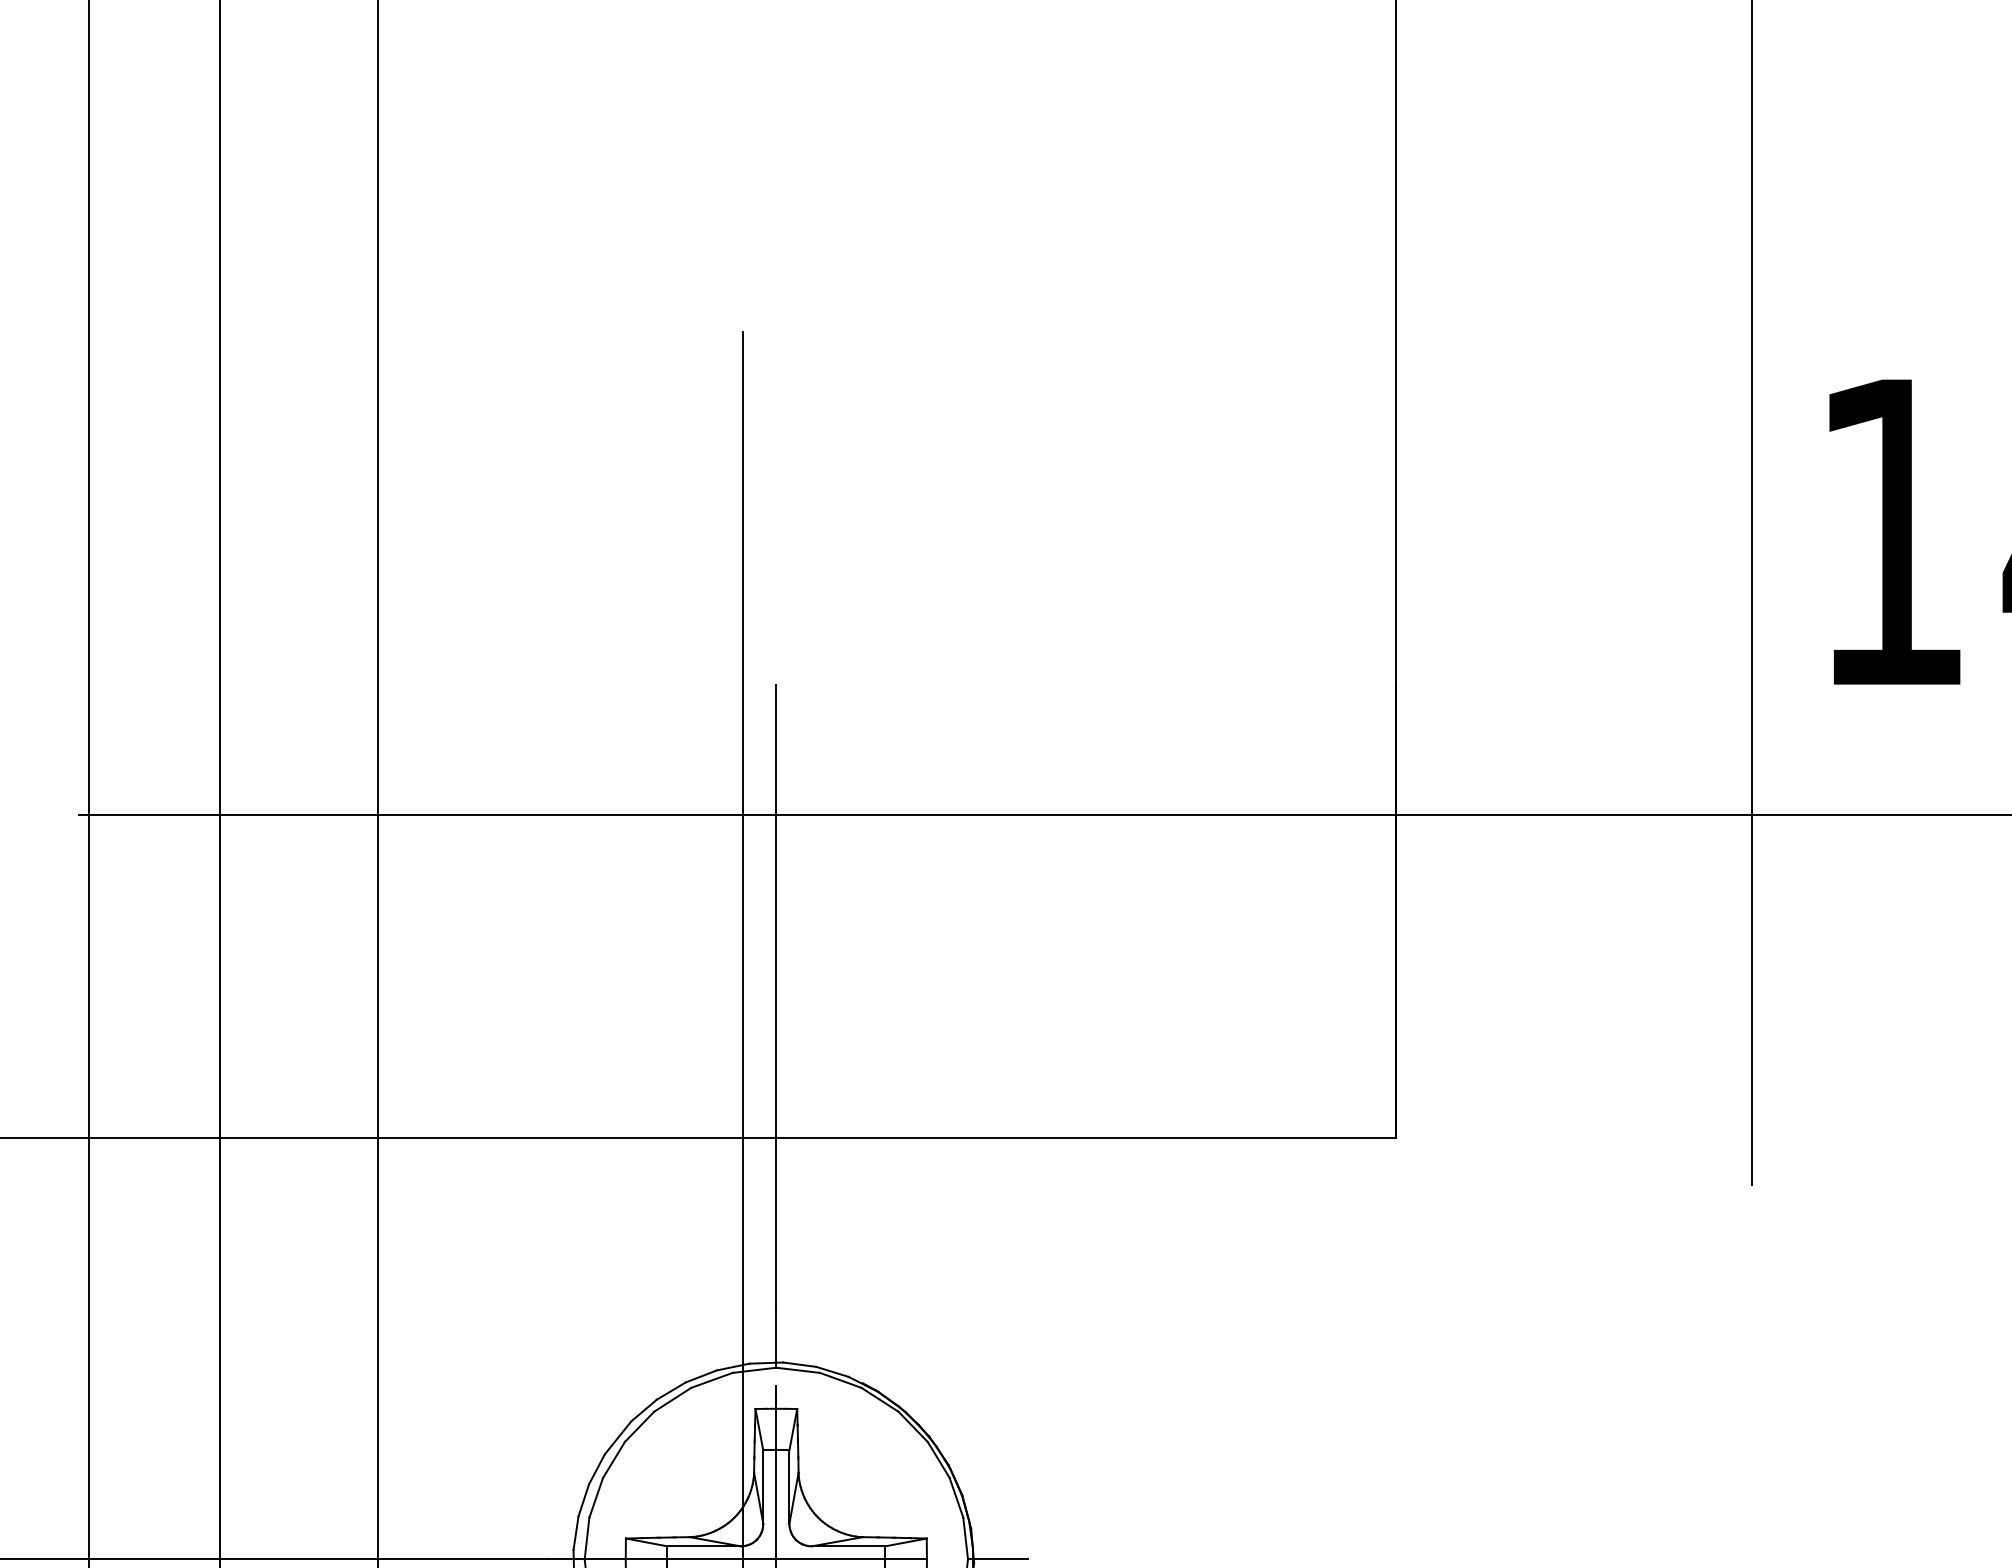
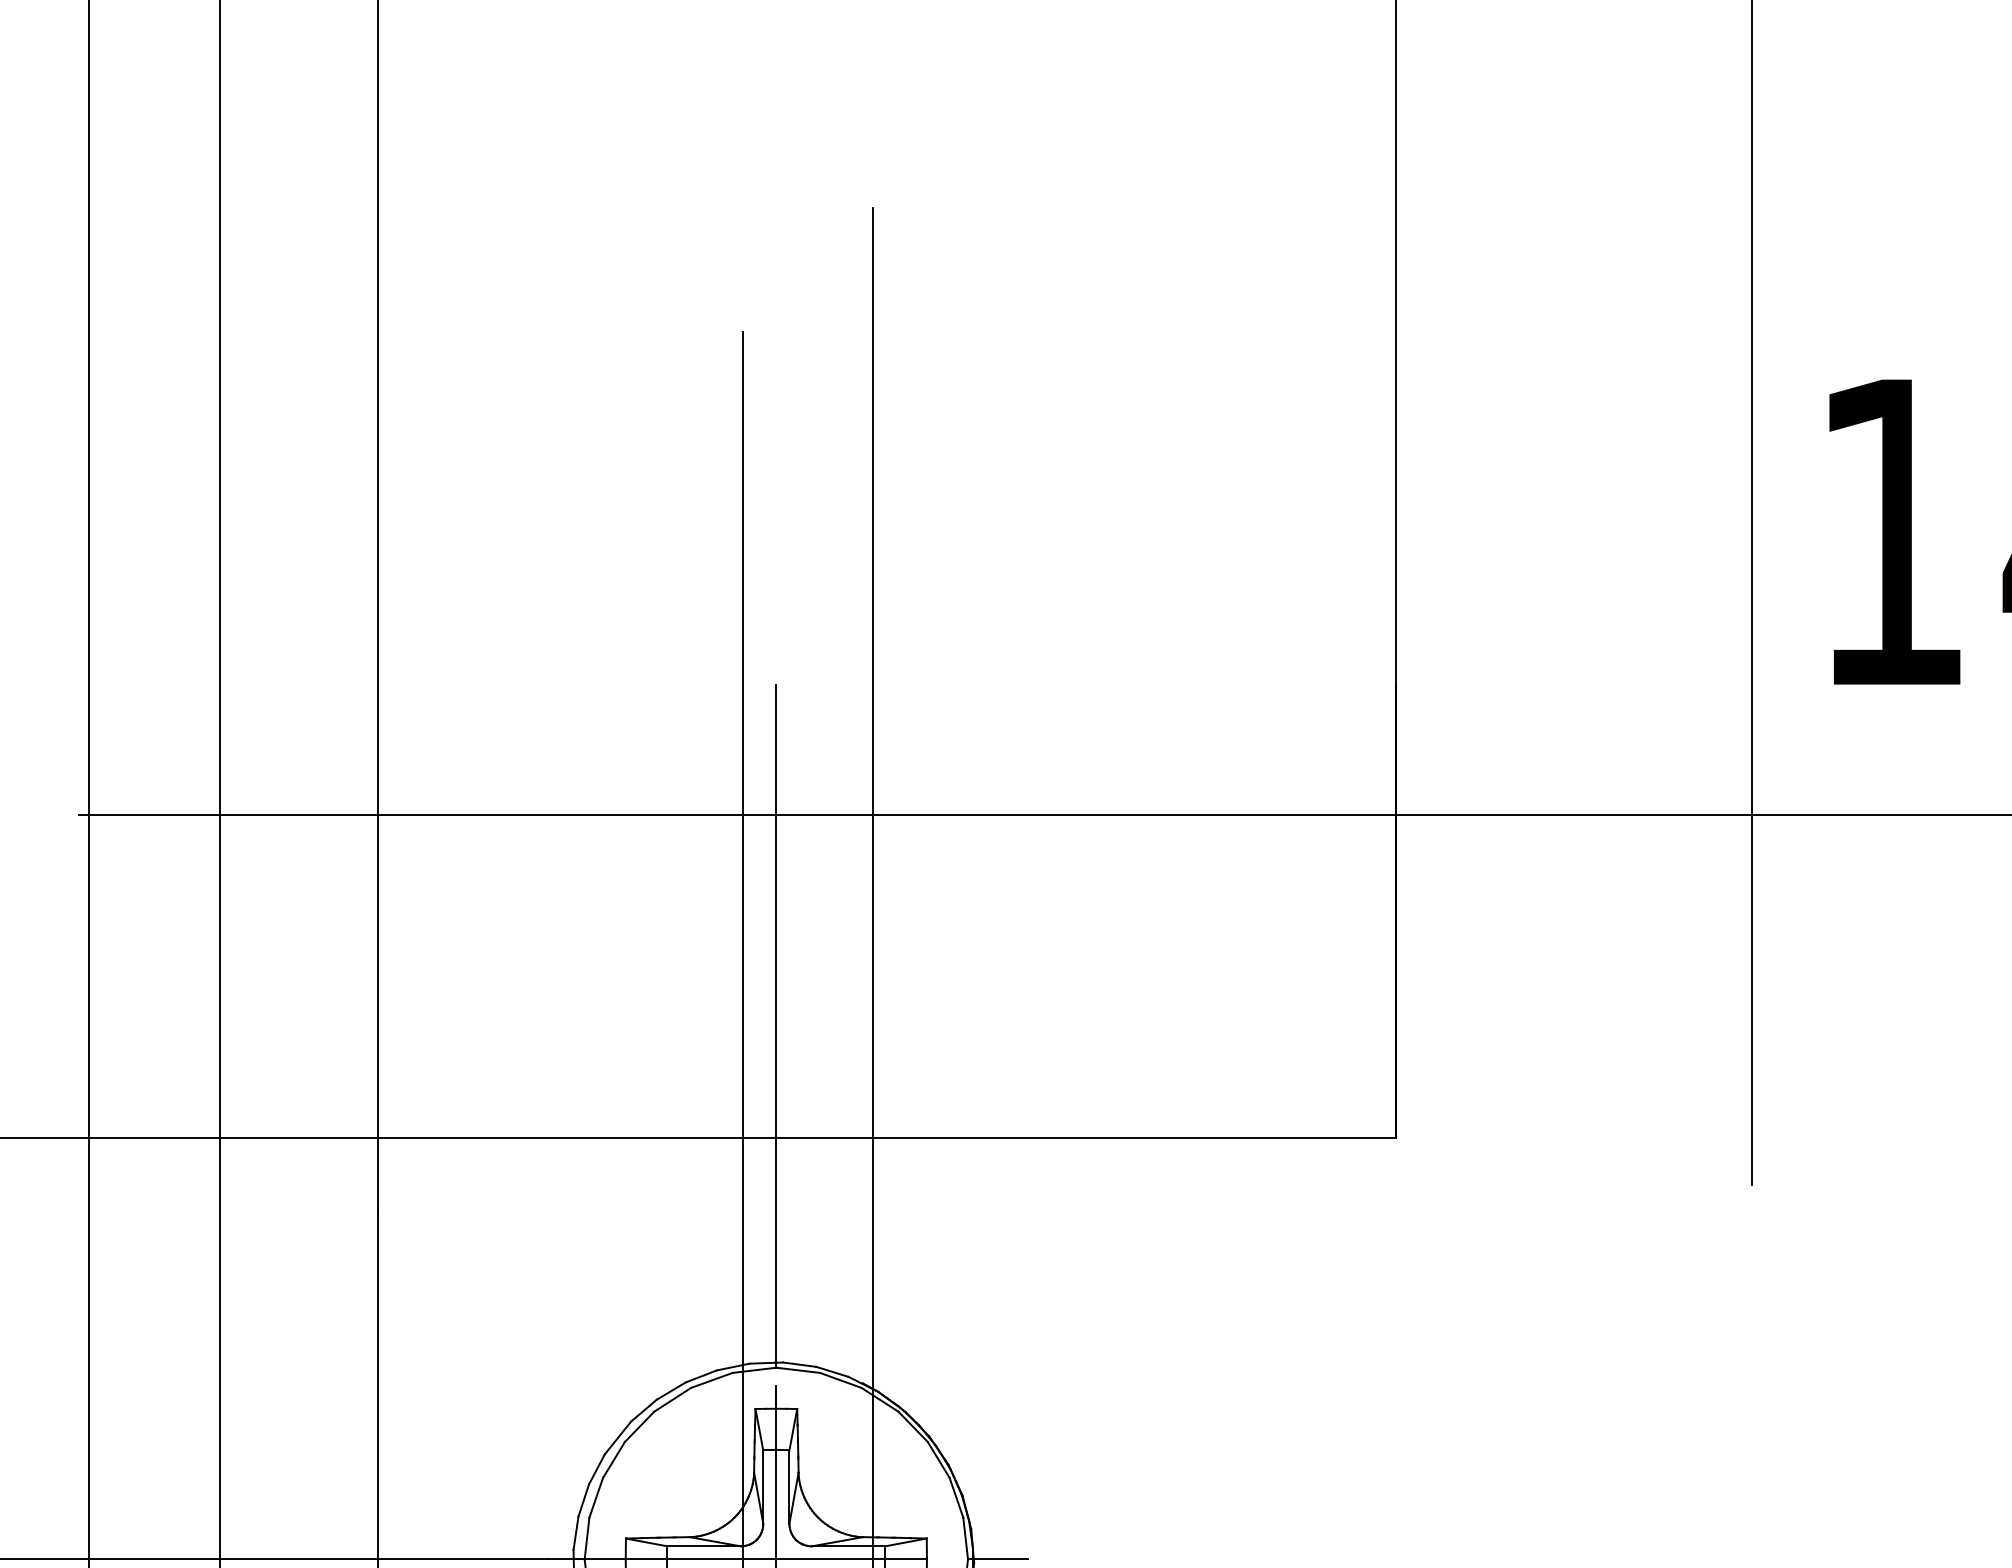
line: none -> present (873, 885)
